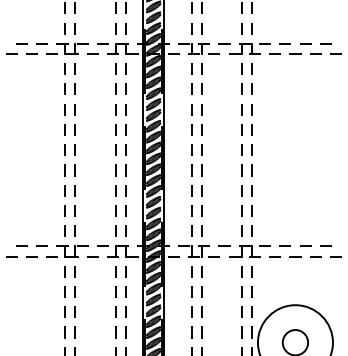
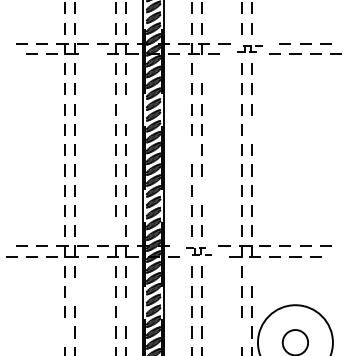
part size: 42x12 px -> 26x8 px (249, 48)
line: present -> none (11, 53)
line: present -> none (92, 53)
line: present -> none (201, 68)
line: present -> none (125, 109)
line: present -> none (251, 129)
line: present -> none (191, 149)
line: present -> none (201, 190)
line: present -> none (115, 230)
part size: 42x13 px -> 26x9 px (198, 251)
line: present -> none (335, 256)
line: present -> none (251, 271)
line: present -> none (74, 291)
line: present -> none (125, 311)
line: present -> none (64, 332)
line: present -> none (241, 332)
